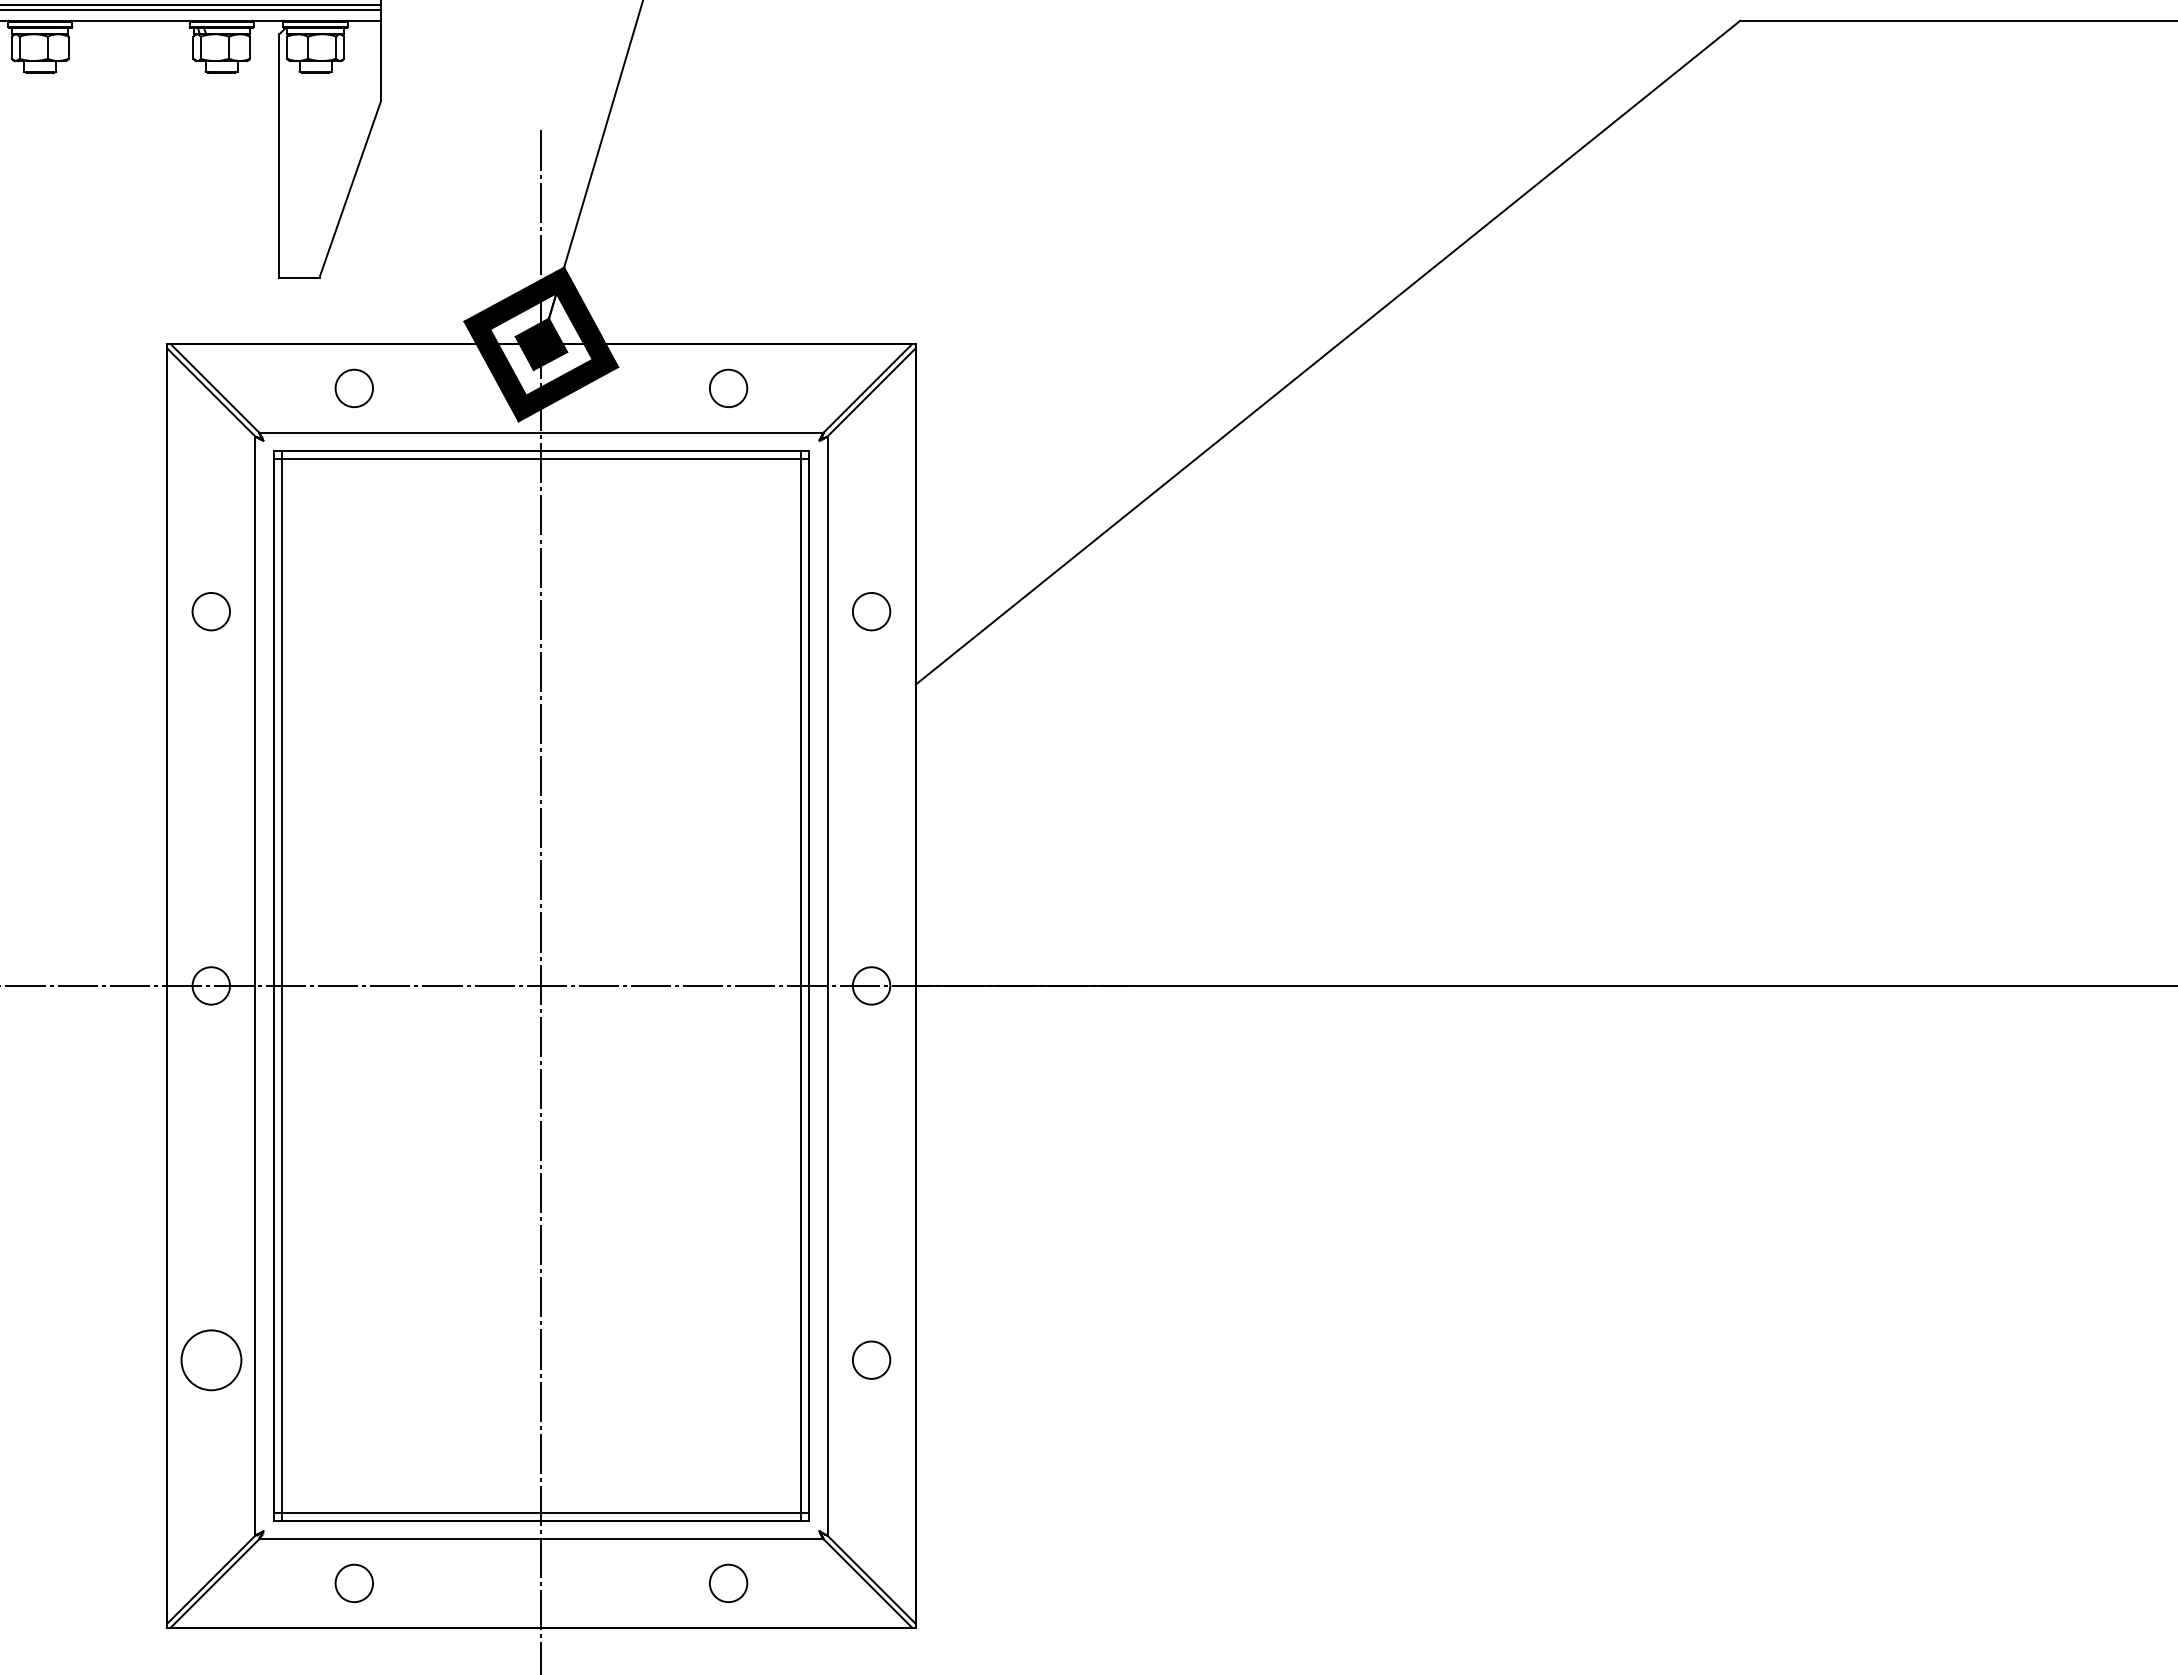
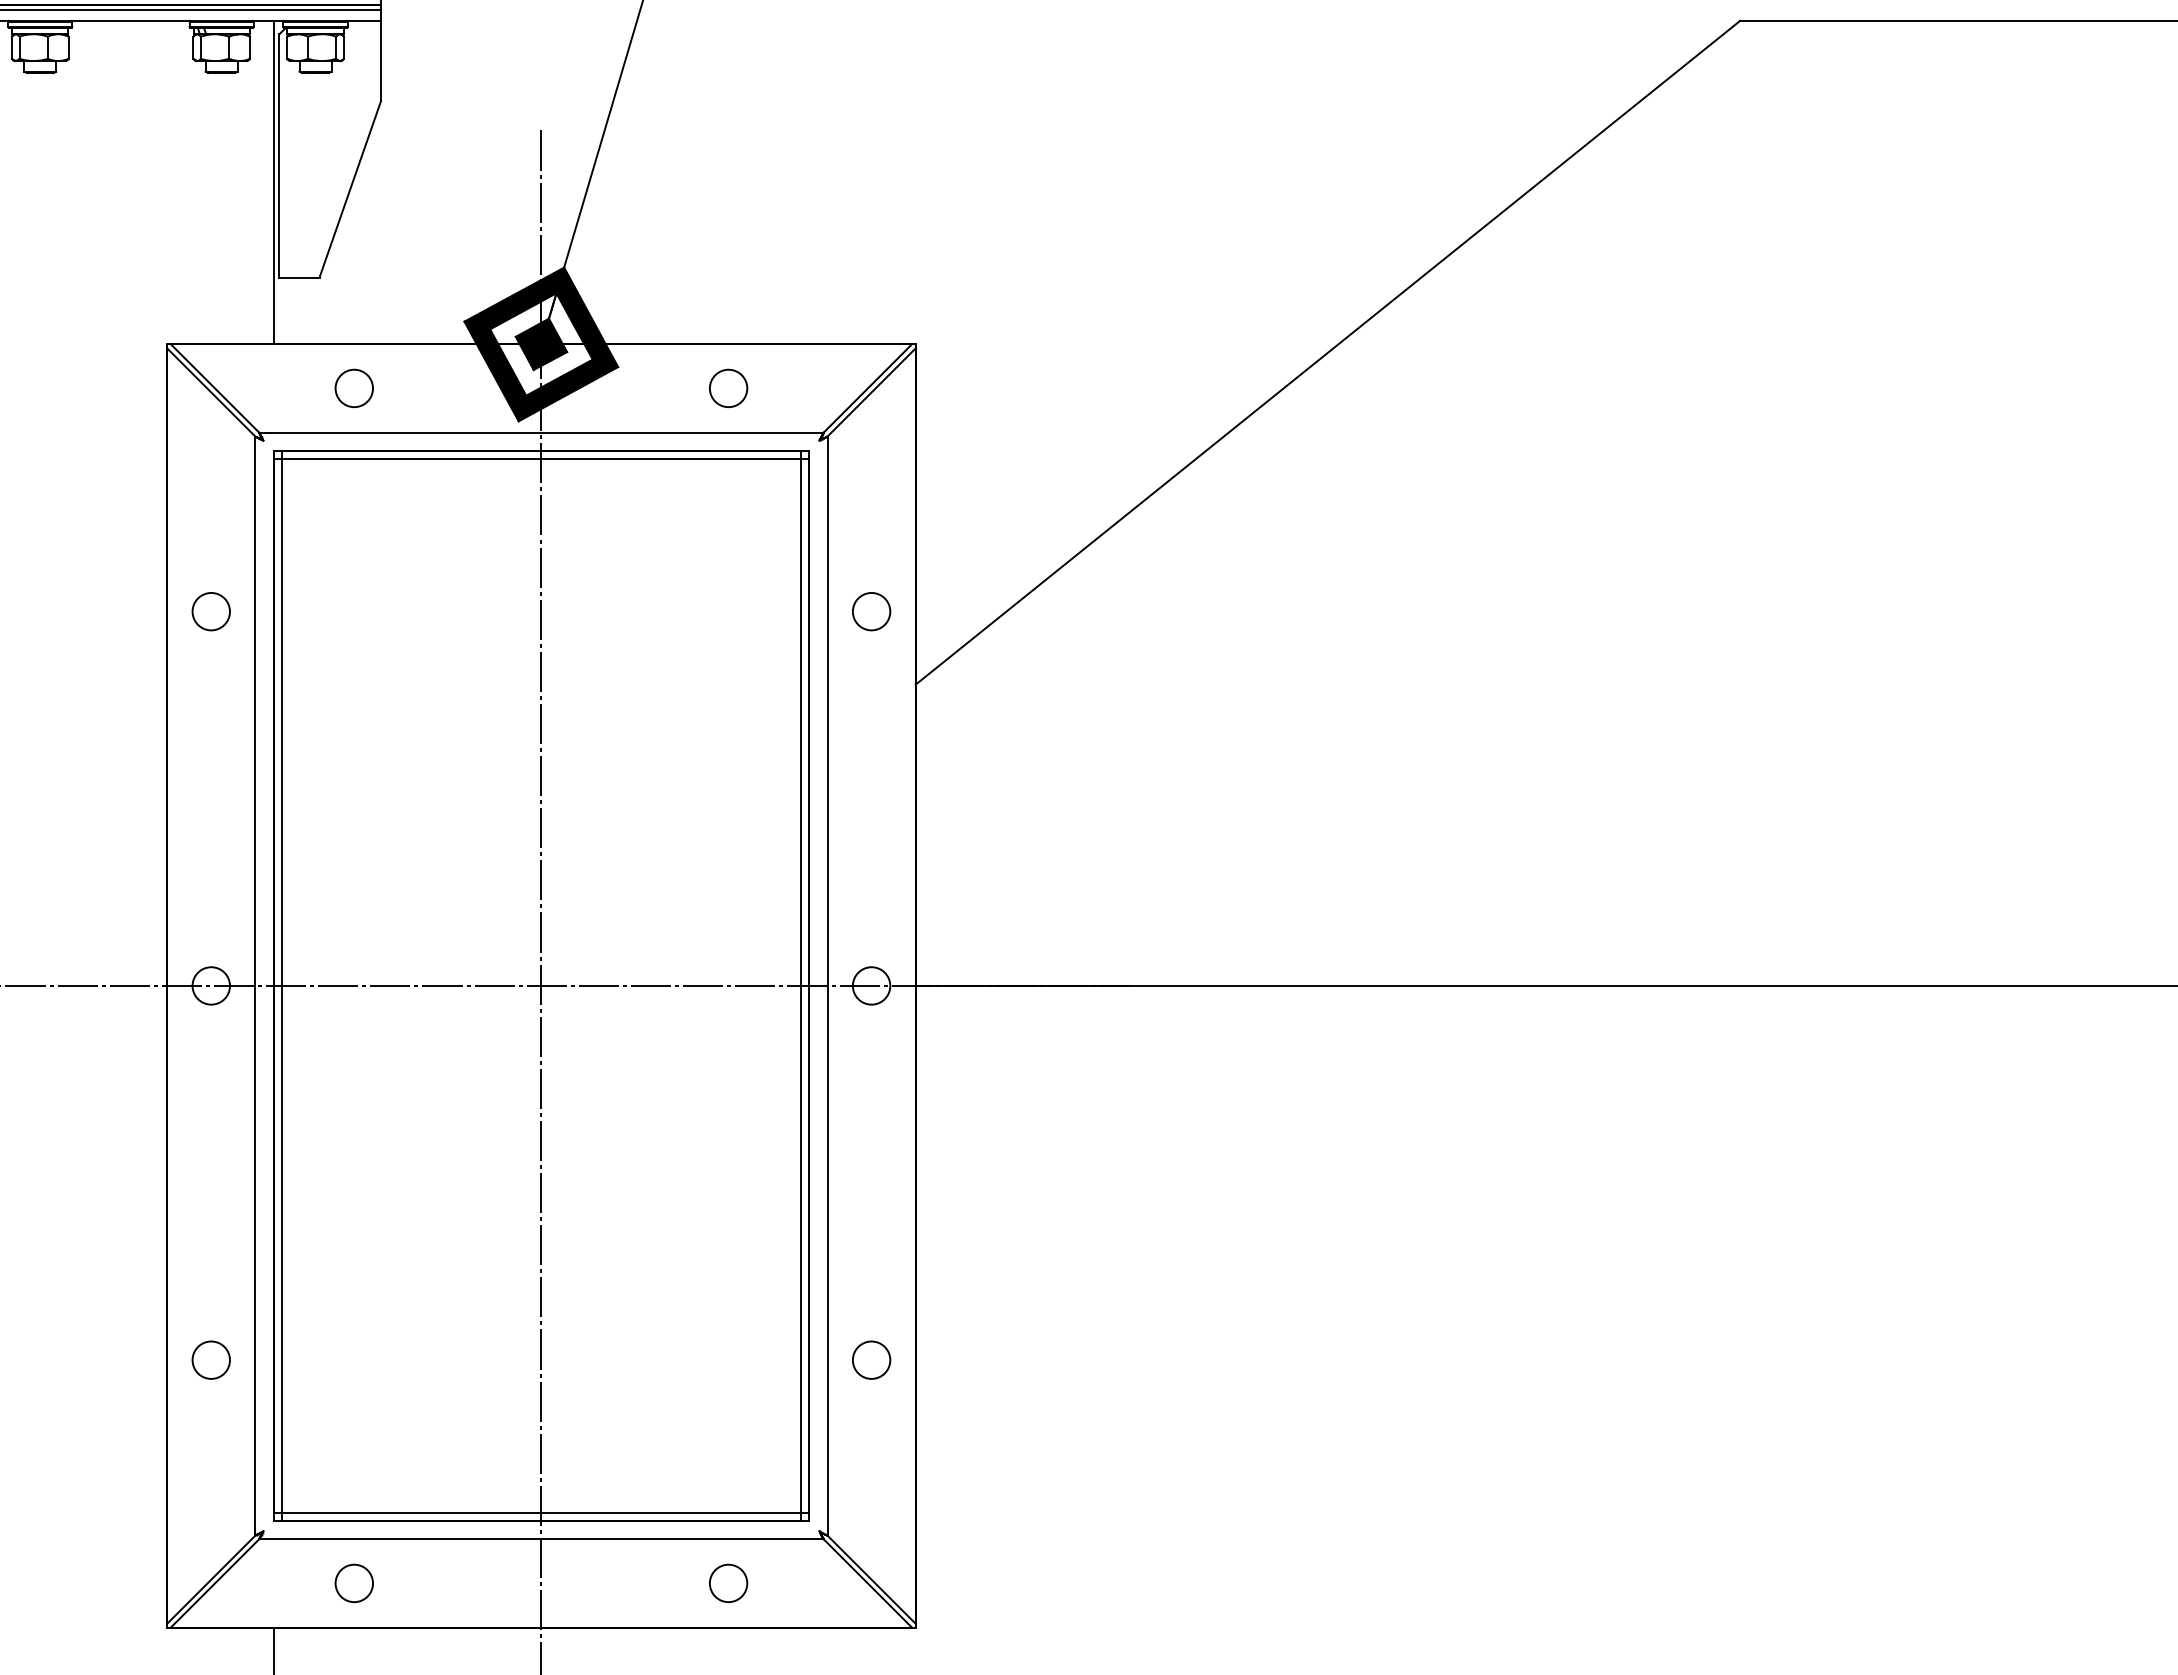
line: none -> present (274, 182)
circle size: 63x63 px -> 40x40 px (210, 1359)
line: none -> present (274, 1649)
